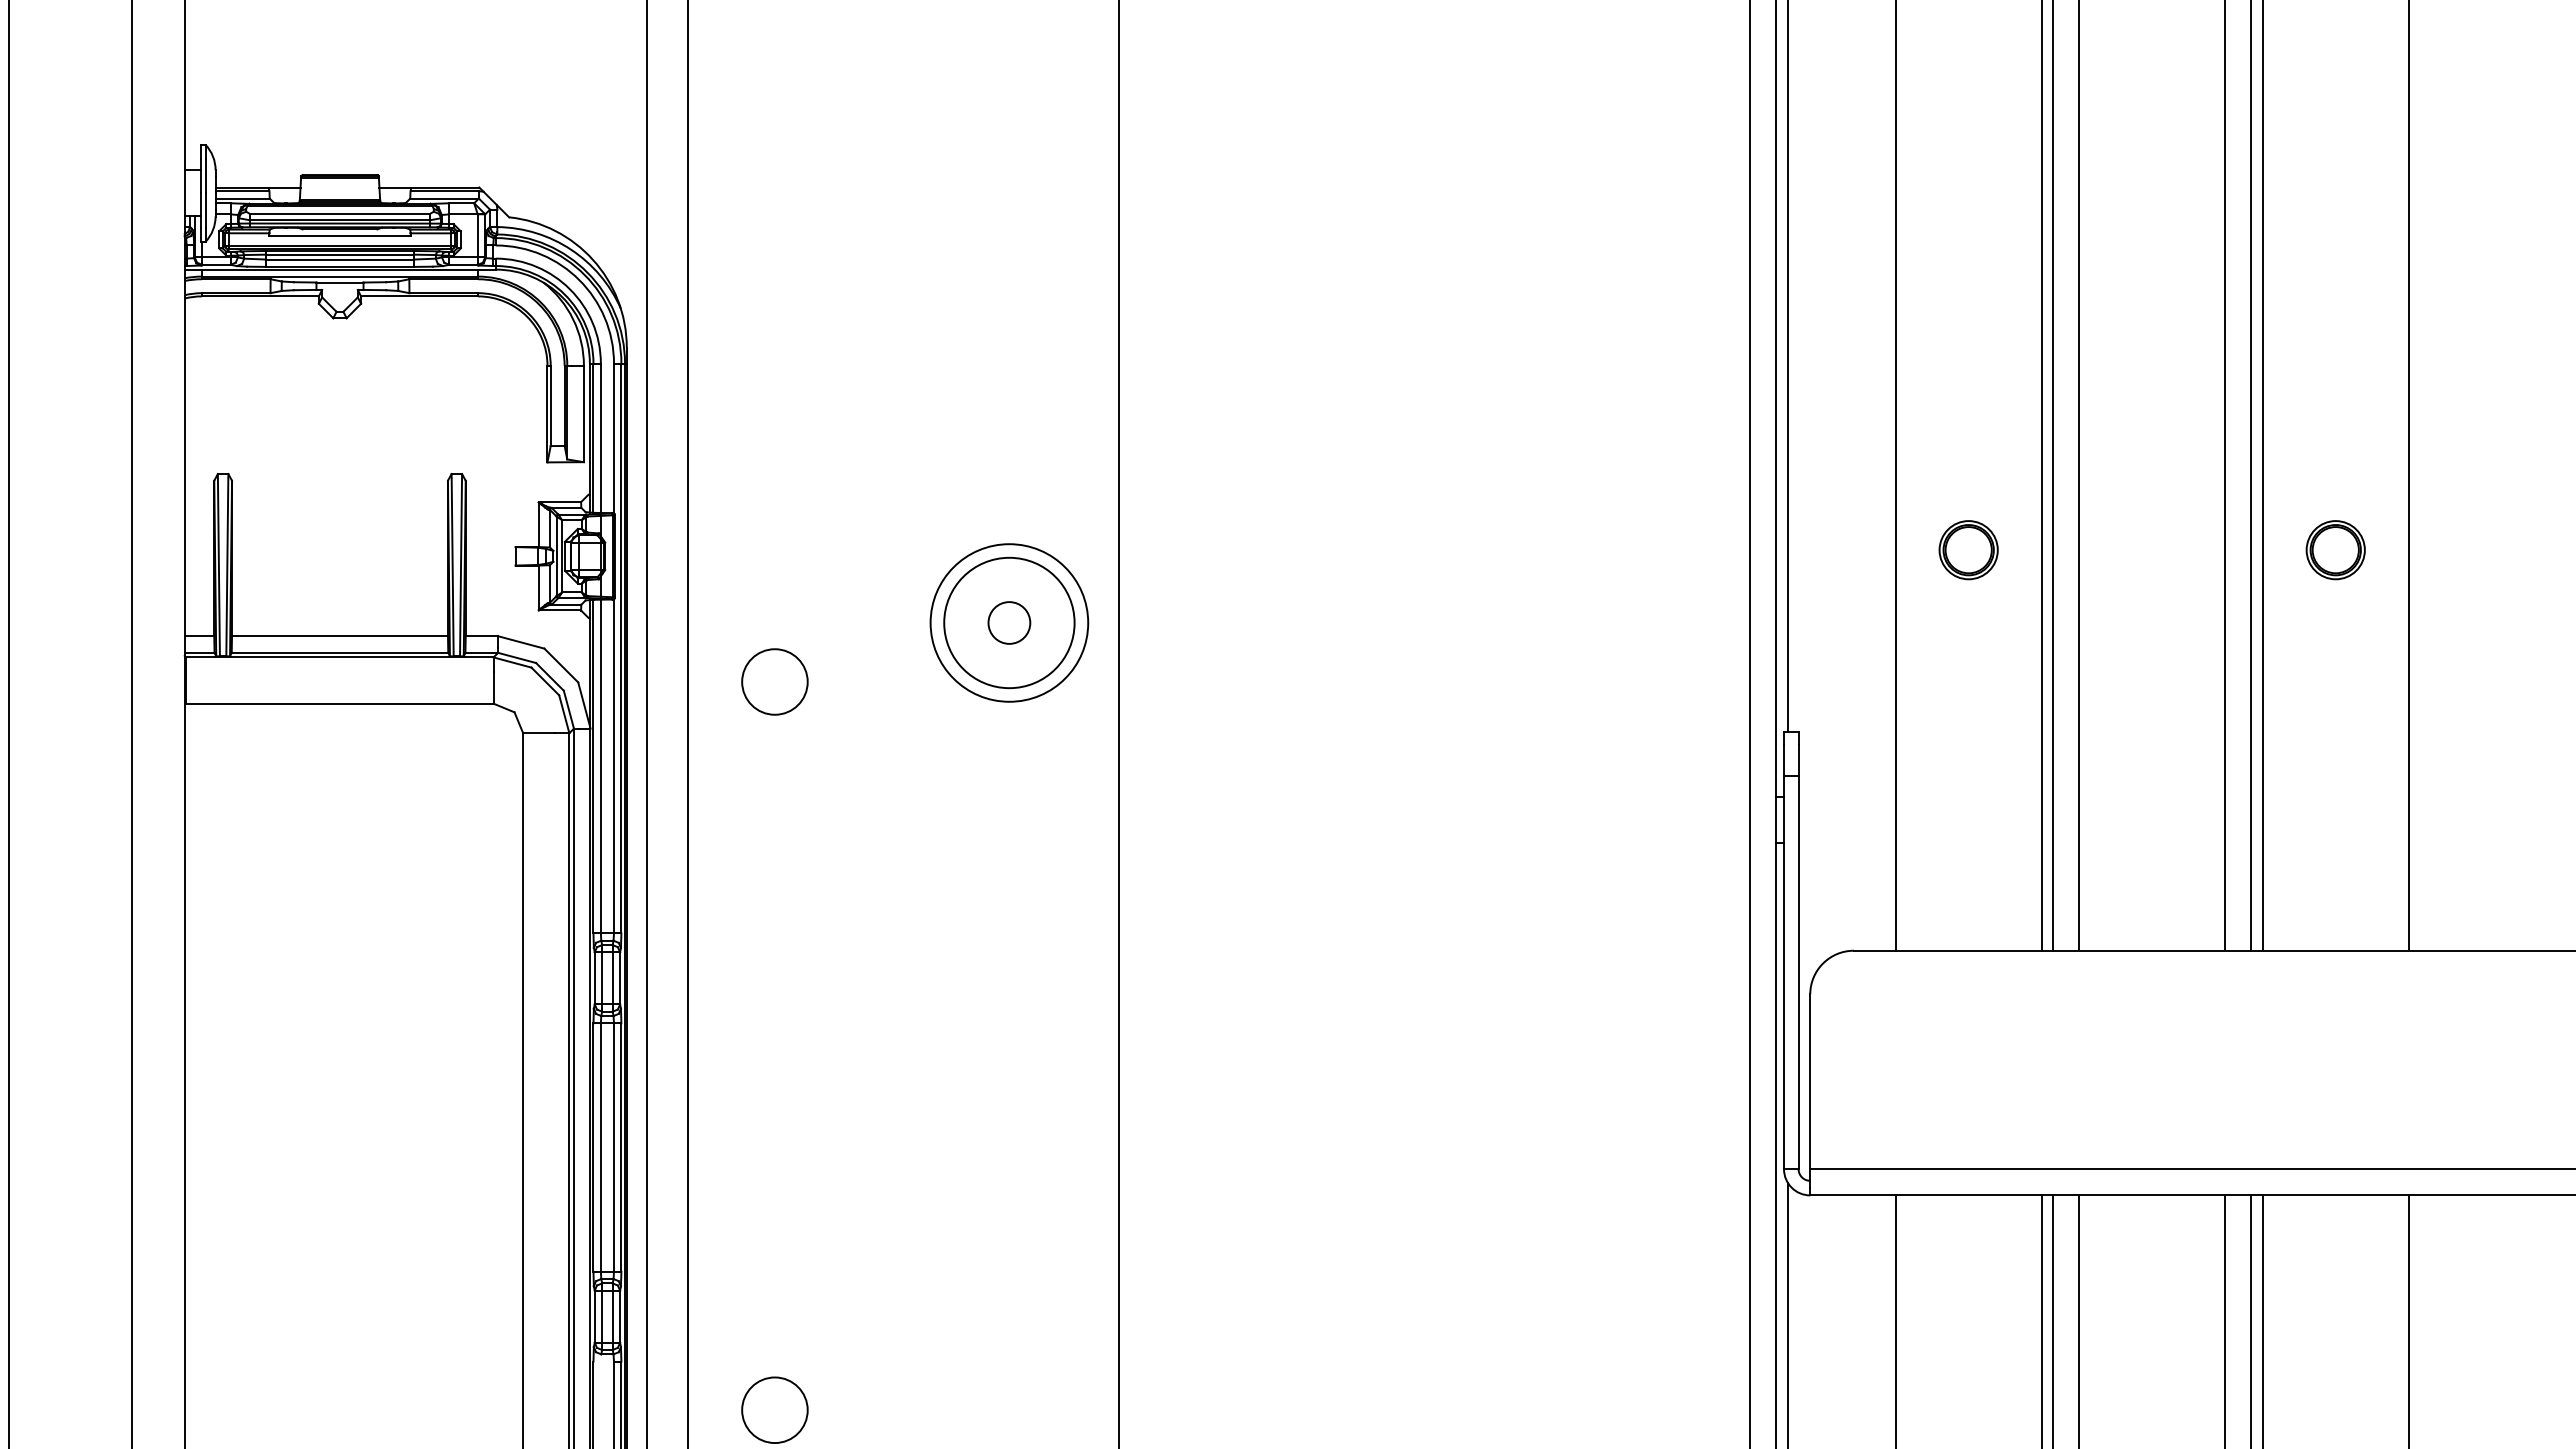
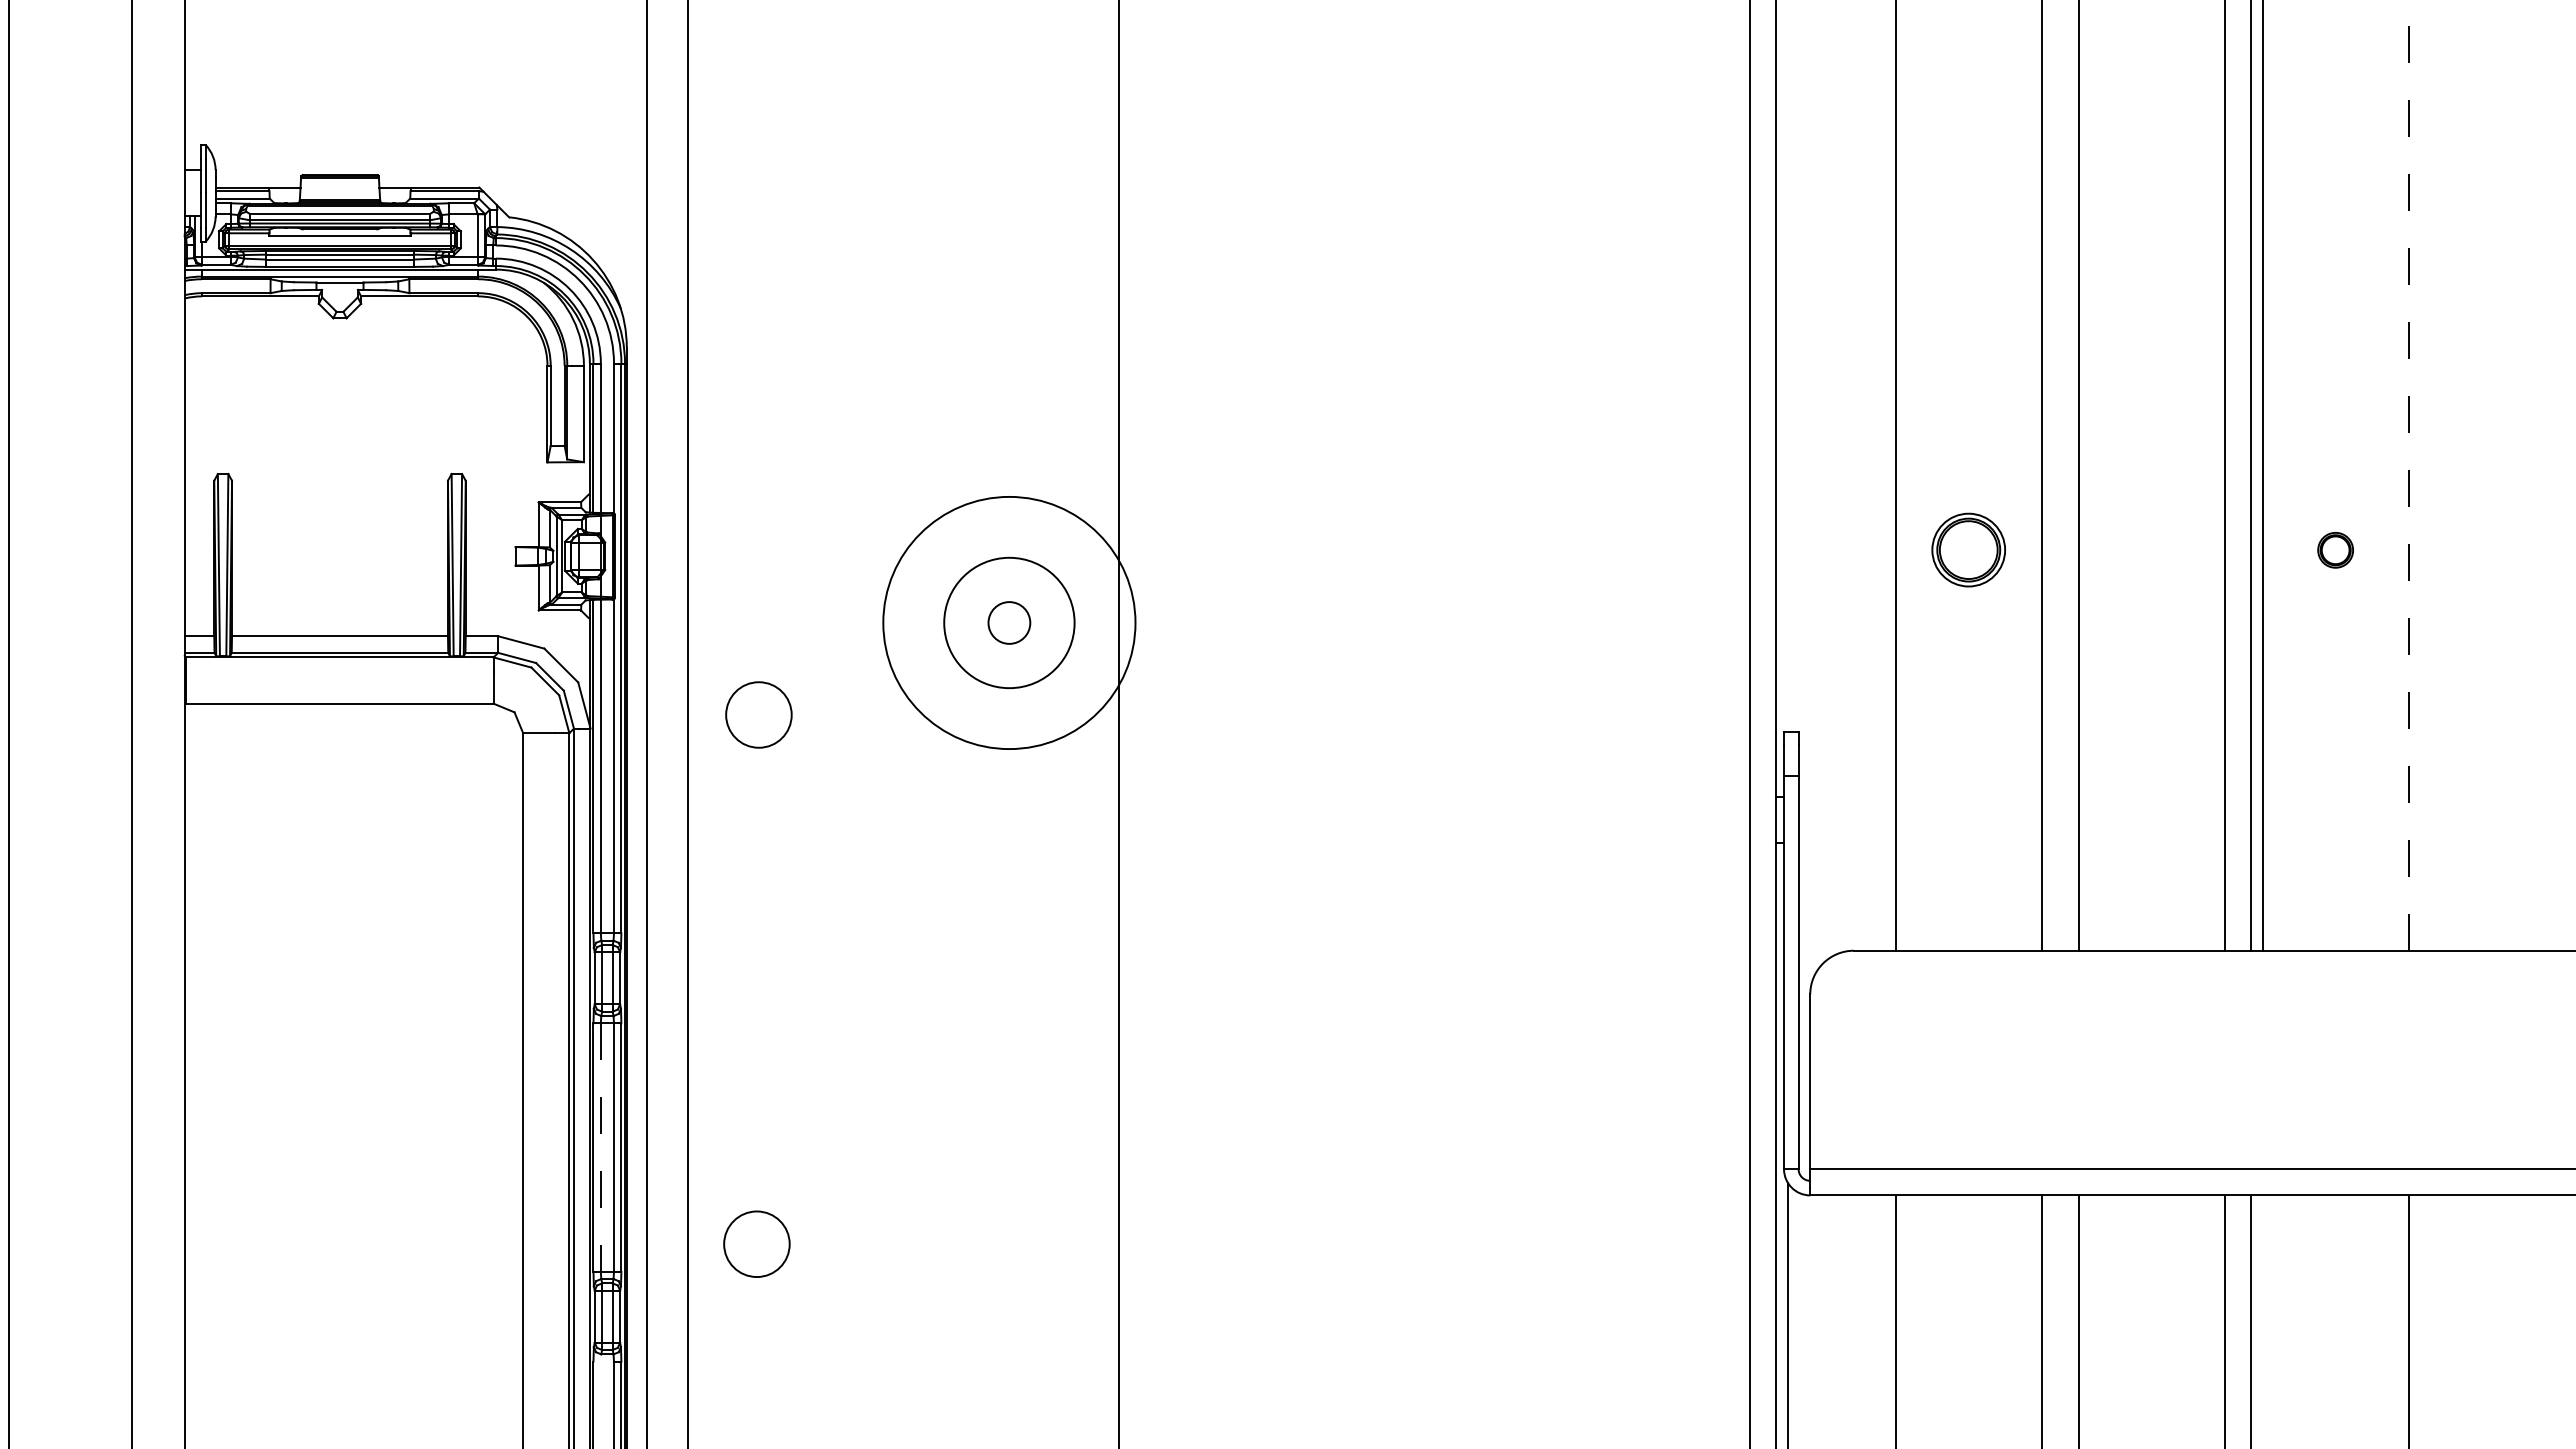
line: present -> none (1788, 367)
line: solid -> dashed (2408, 474)
line: present -> none (2053, 476)
part size: 61x61 px -> 75x76 px (1968, 549)
part size: 61x61 px -> 37x37 px (2335, 550)
circle diameter: 158 px -> 252 px (1009, 622)
circle position: (774, 681) -> (758, 714) (758, 714)
line: solid -> dashed (600, 1148)
line: present -> none (2053, 1320)
line: present -> none (2262, 1320)
circle position: (774, 1409) -> (756, 1243) (756, 1243)
